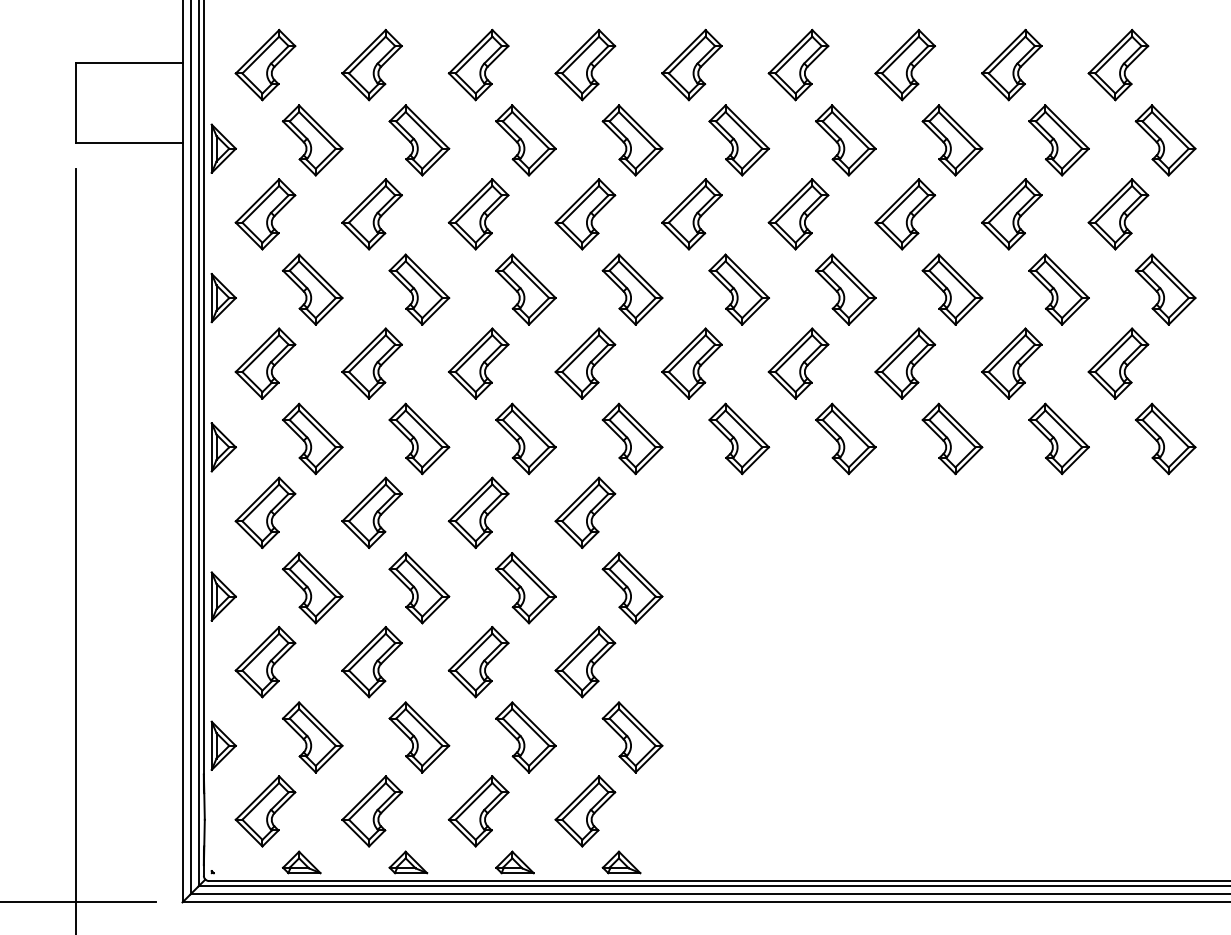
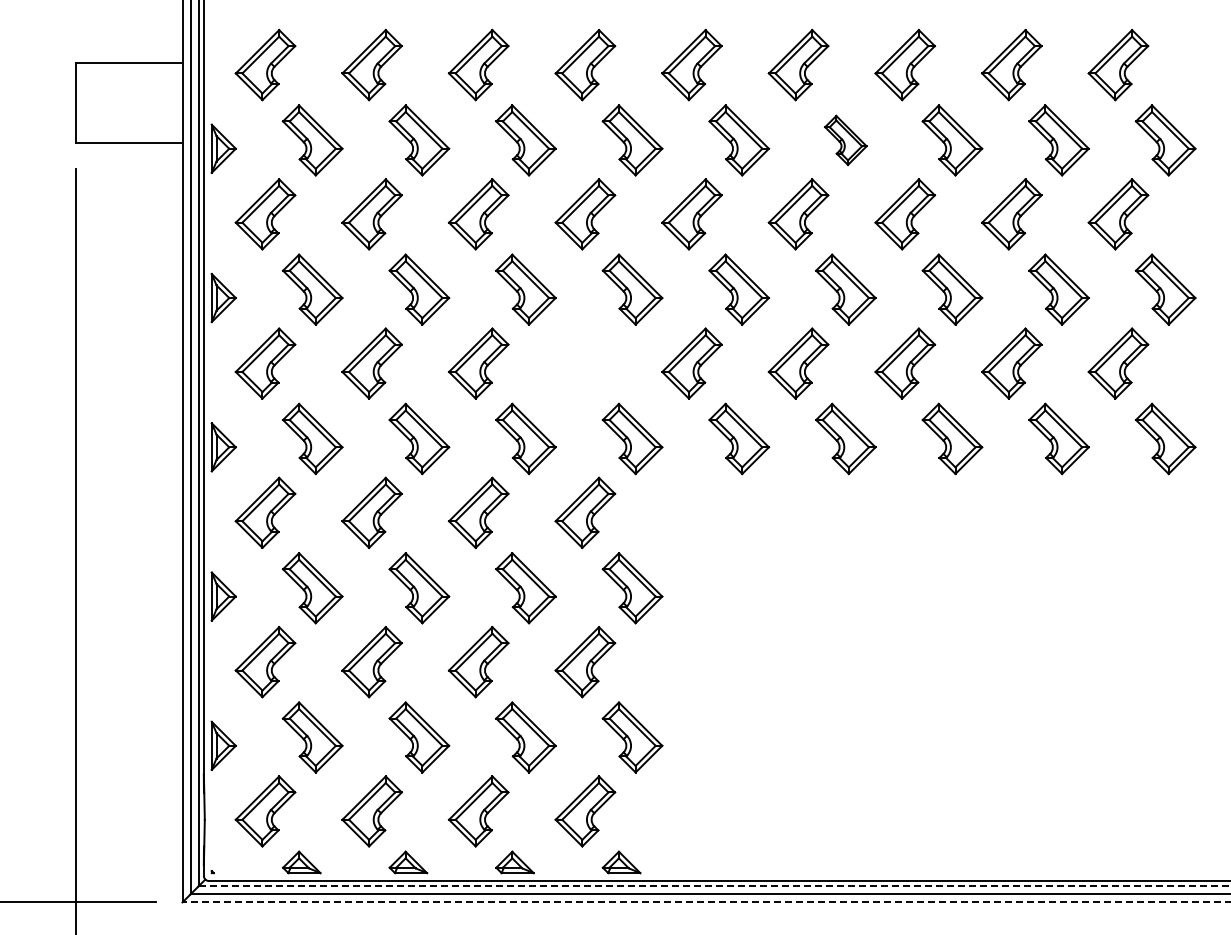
part size: 62x73 px -> 44x52 px (845, 139)
part: present -> none (585, 363)
line: solid -> dashed (714, 886)
line: solid -> dashed (706, 902)
